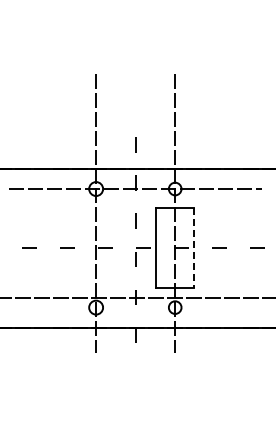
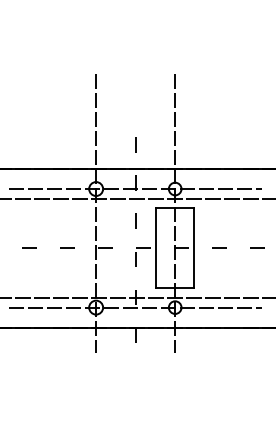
line: none -> present (137, 198)
line: dashed -> solid (194, 248)
line: none -> present (135, 307)
